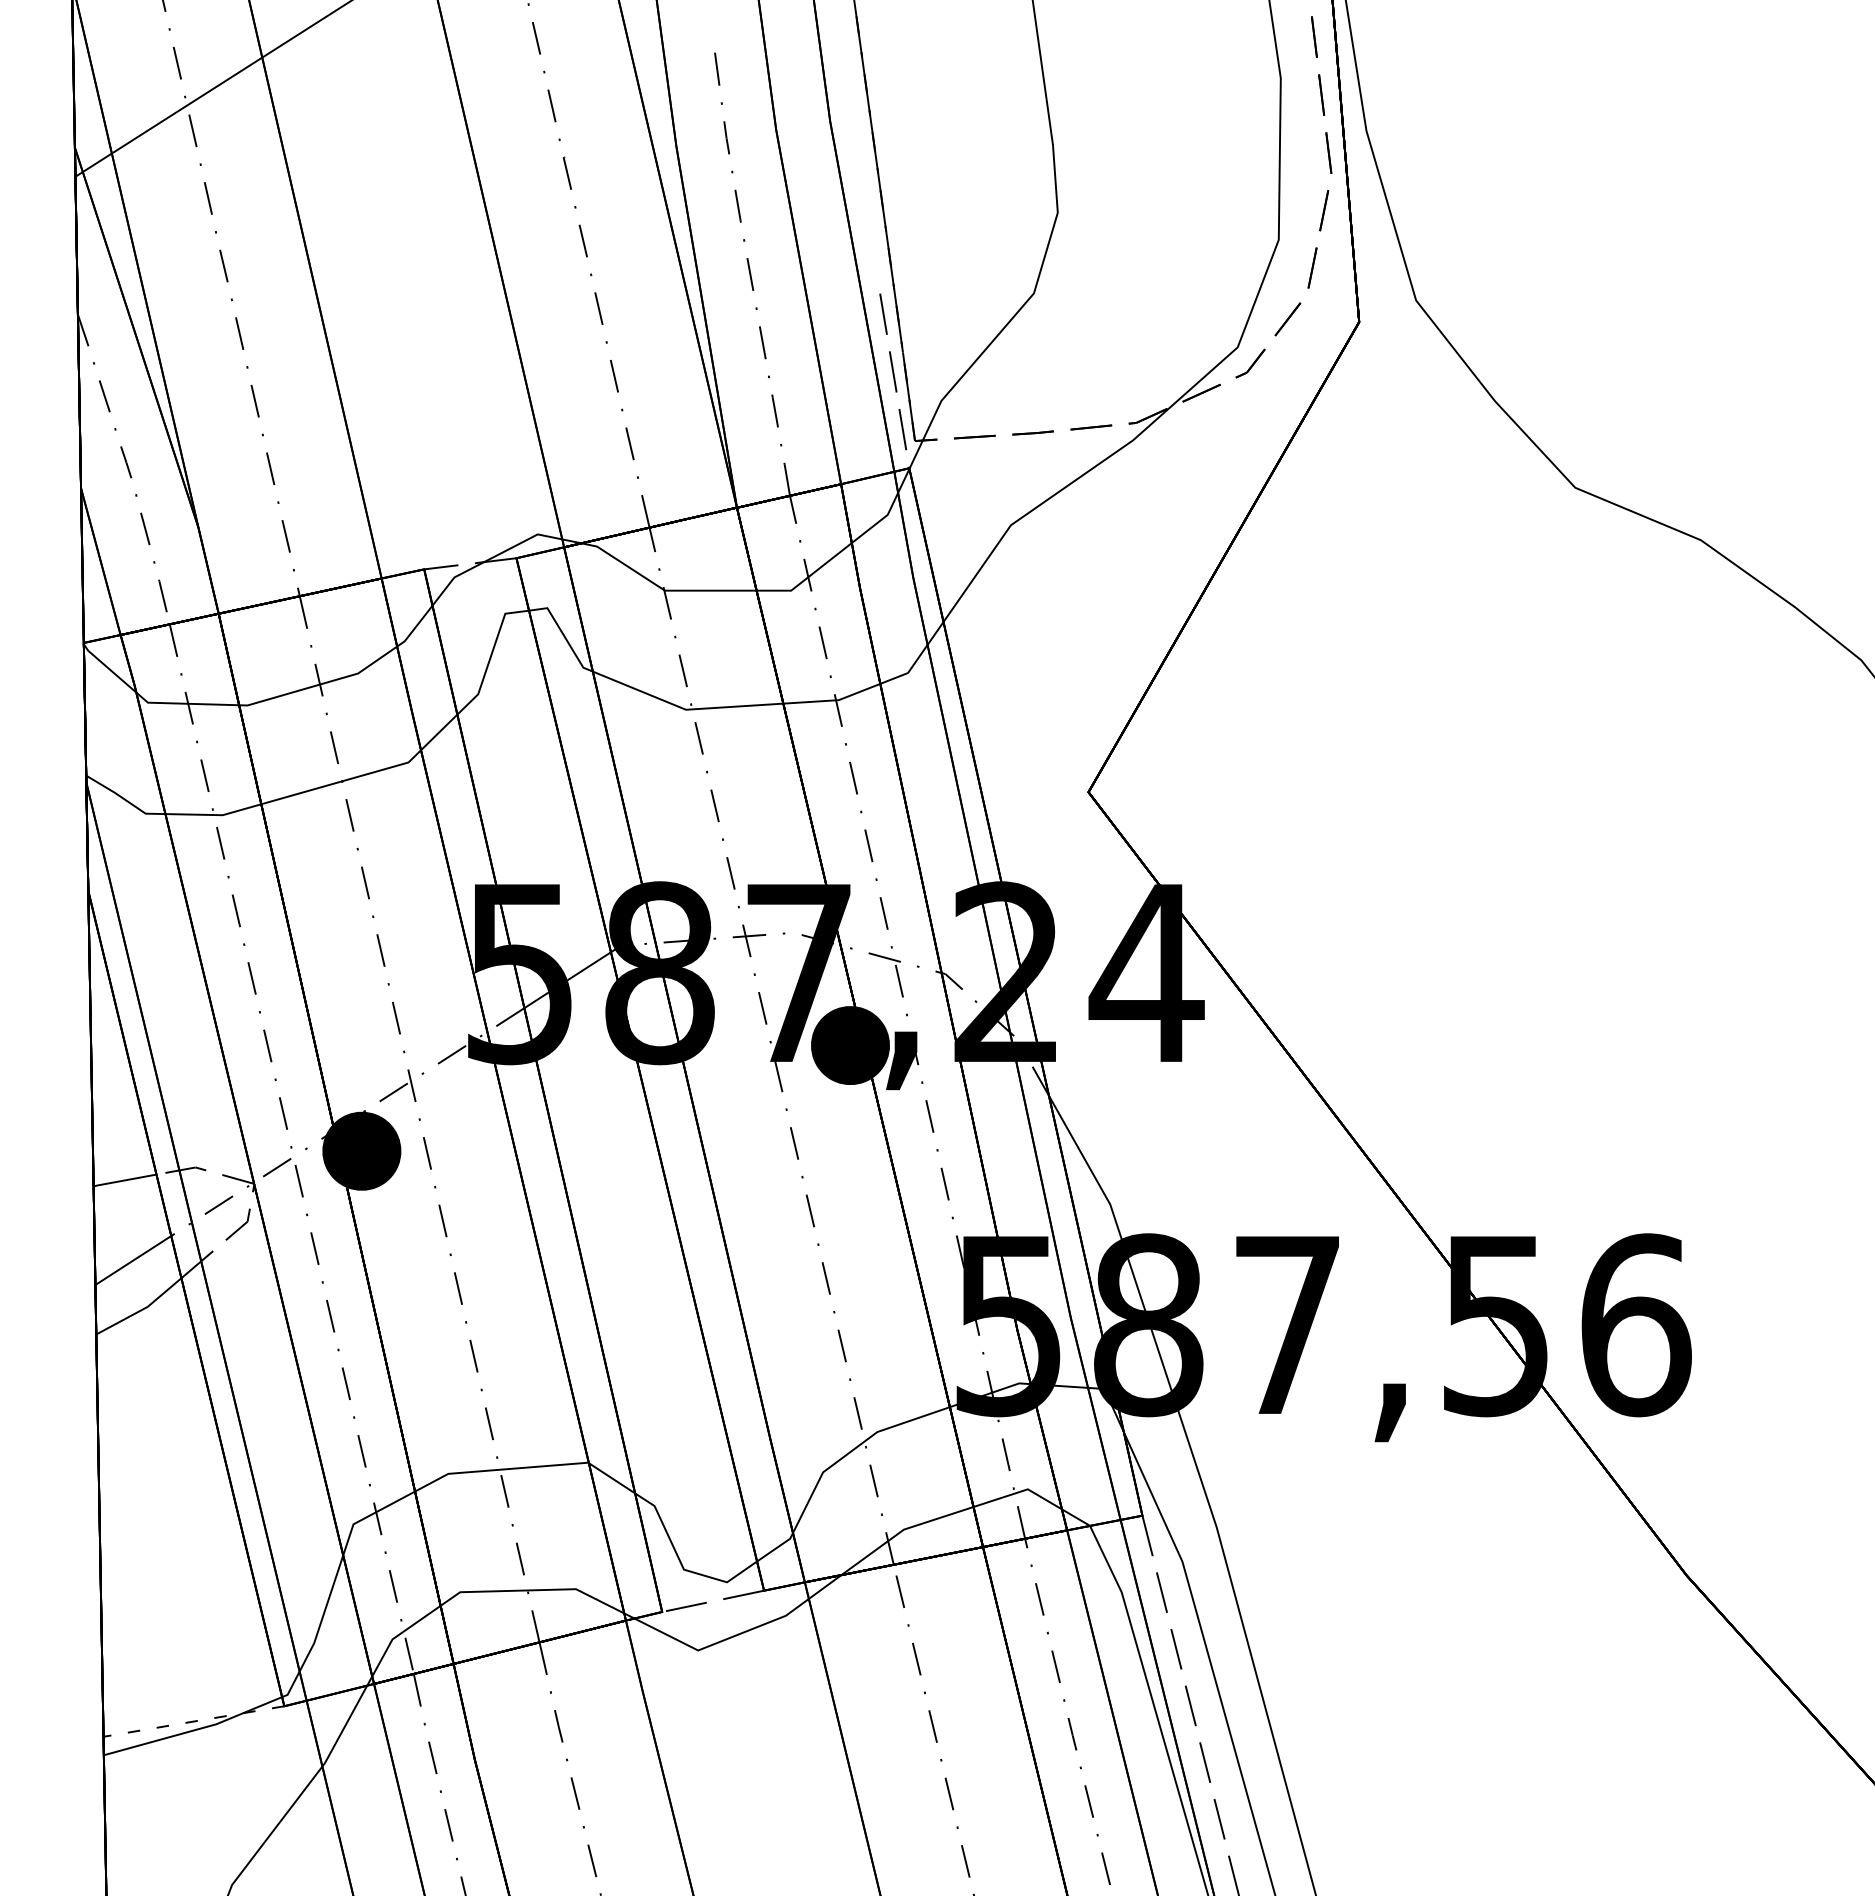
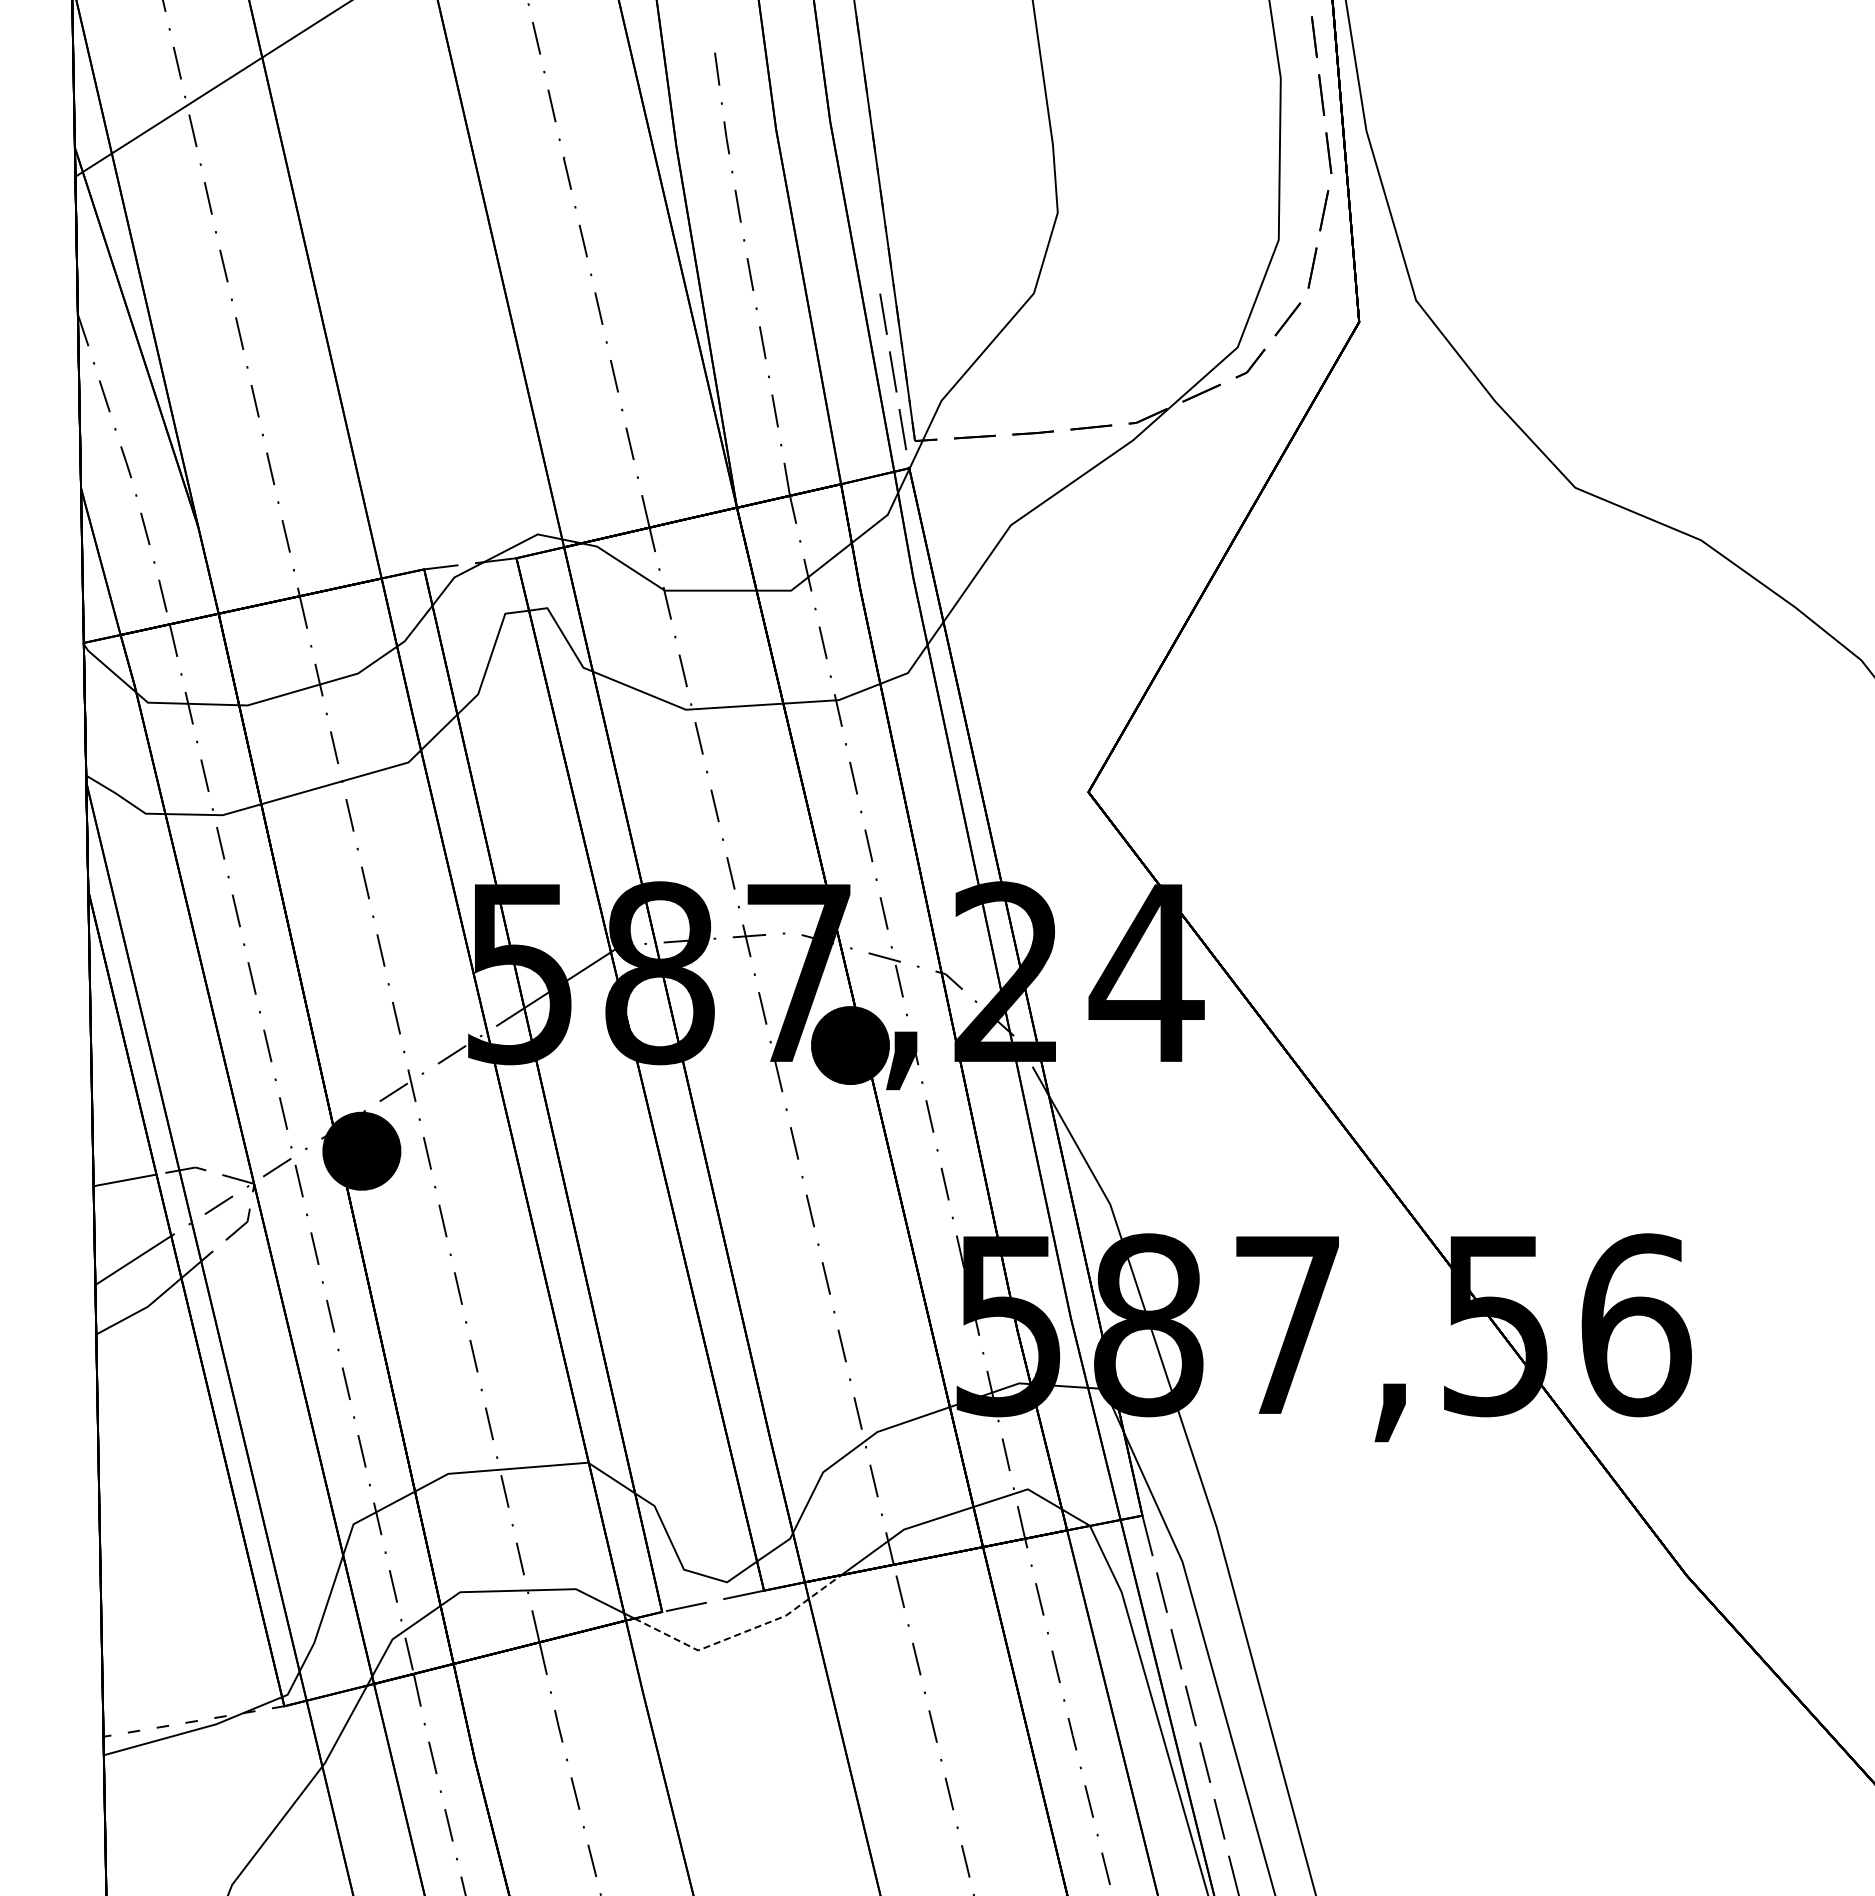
line: solid -> dashed (740, 1633)
